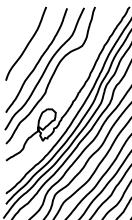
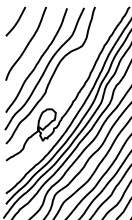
curve: none -> present (16, 21)
